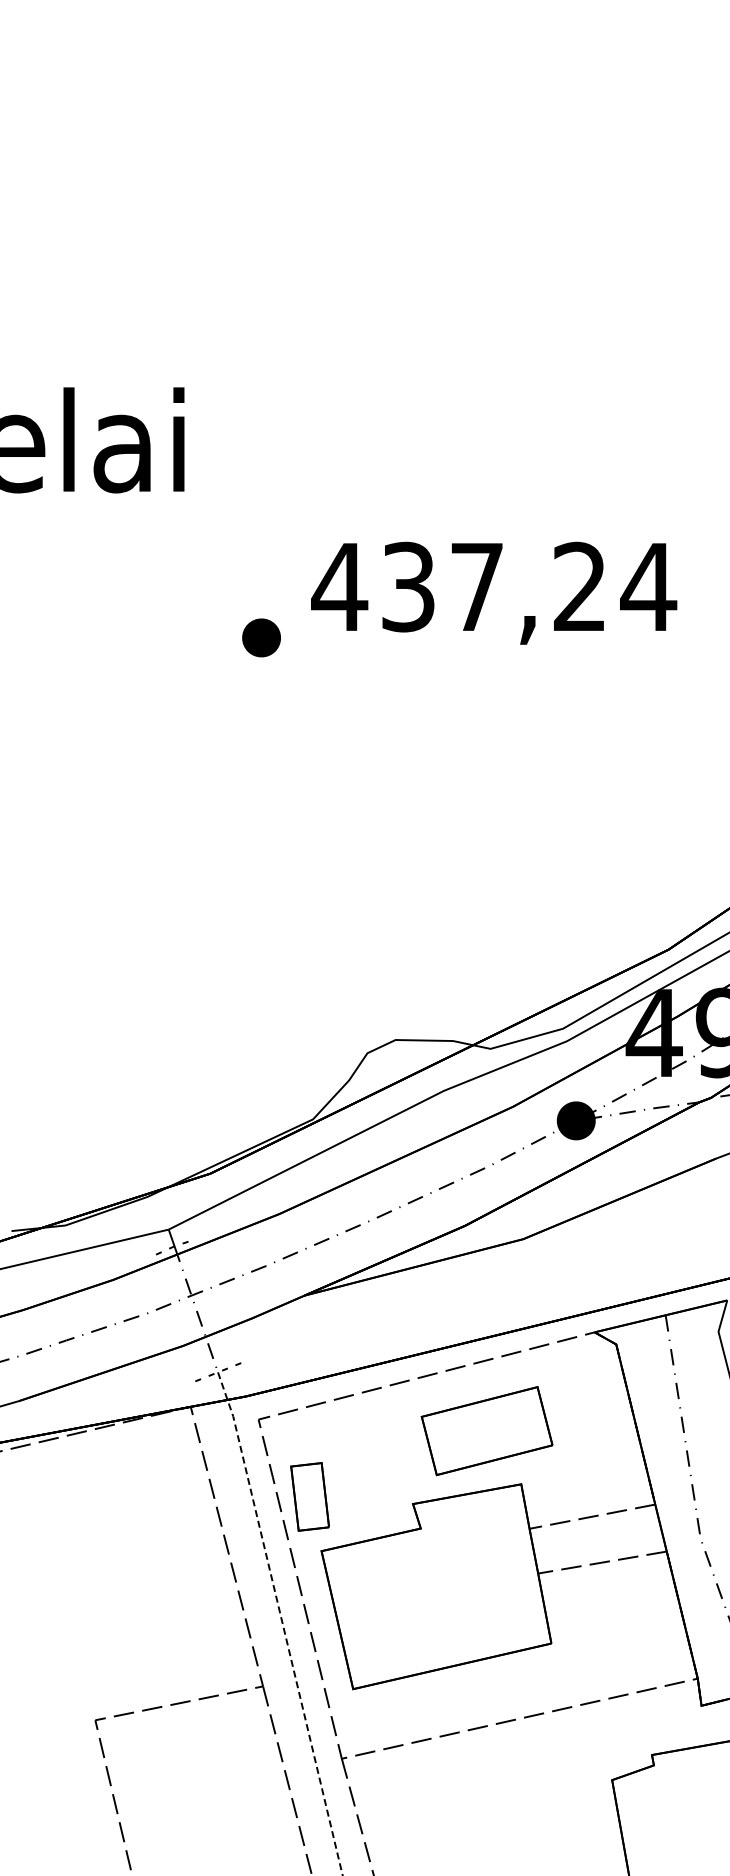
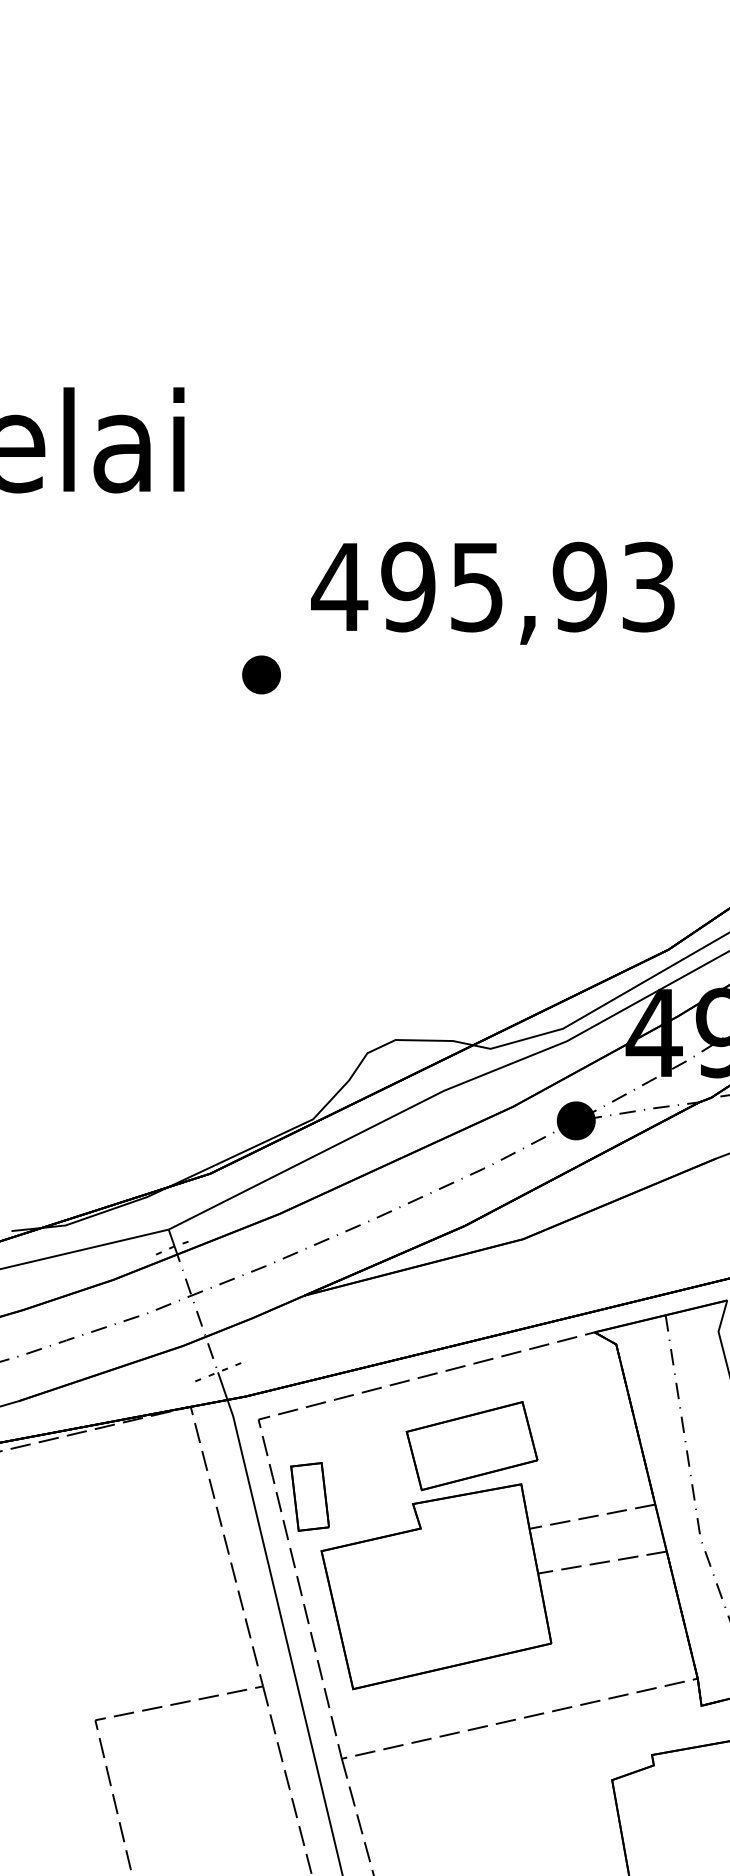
text: 437,24 -> 495,93 (529, 586)
part position: (261, 637) -> (261, 674) (261, 674)
part position: (486, 1431) -> (471, 1446) (471, 1446)
line: dashed -> solid (282, 1622)
